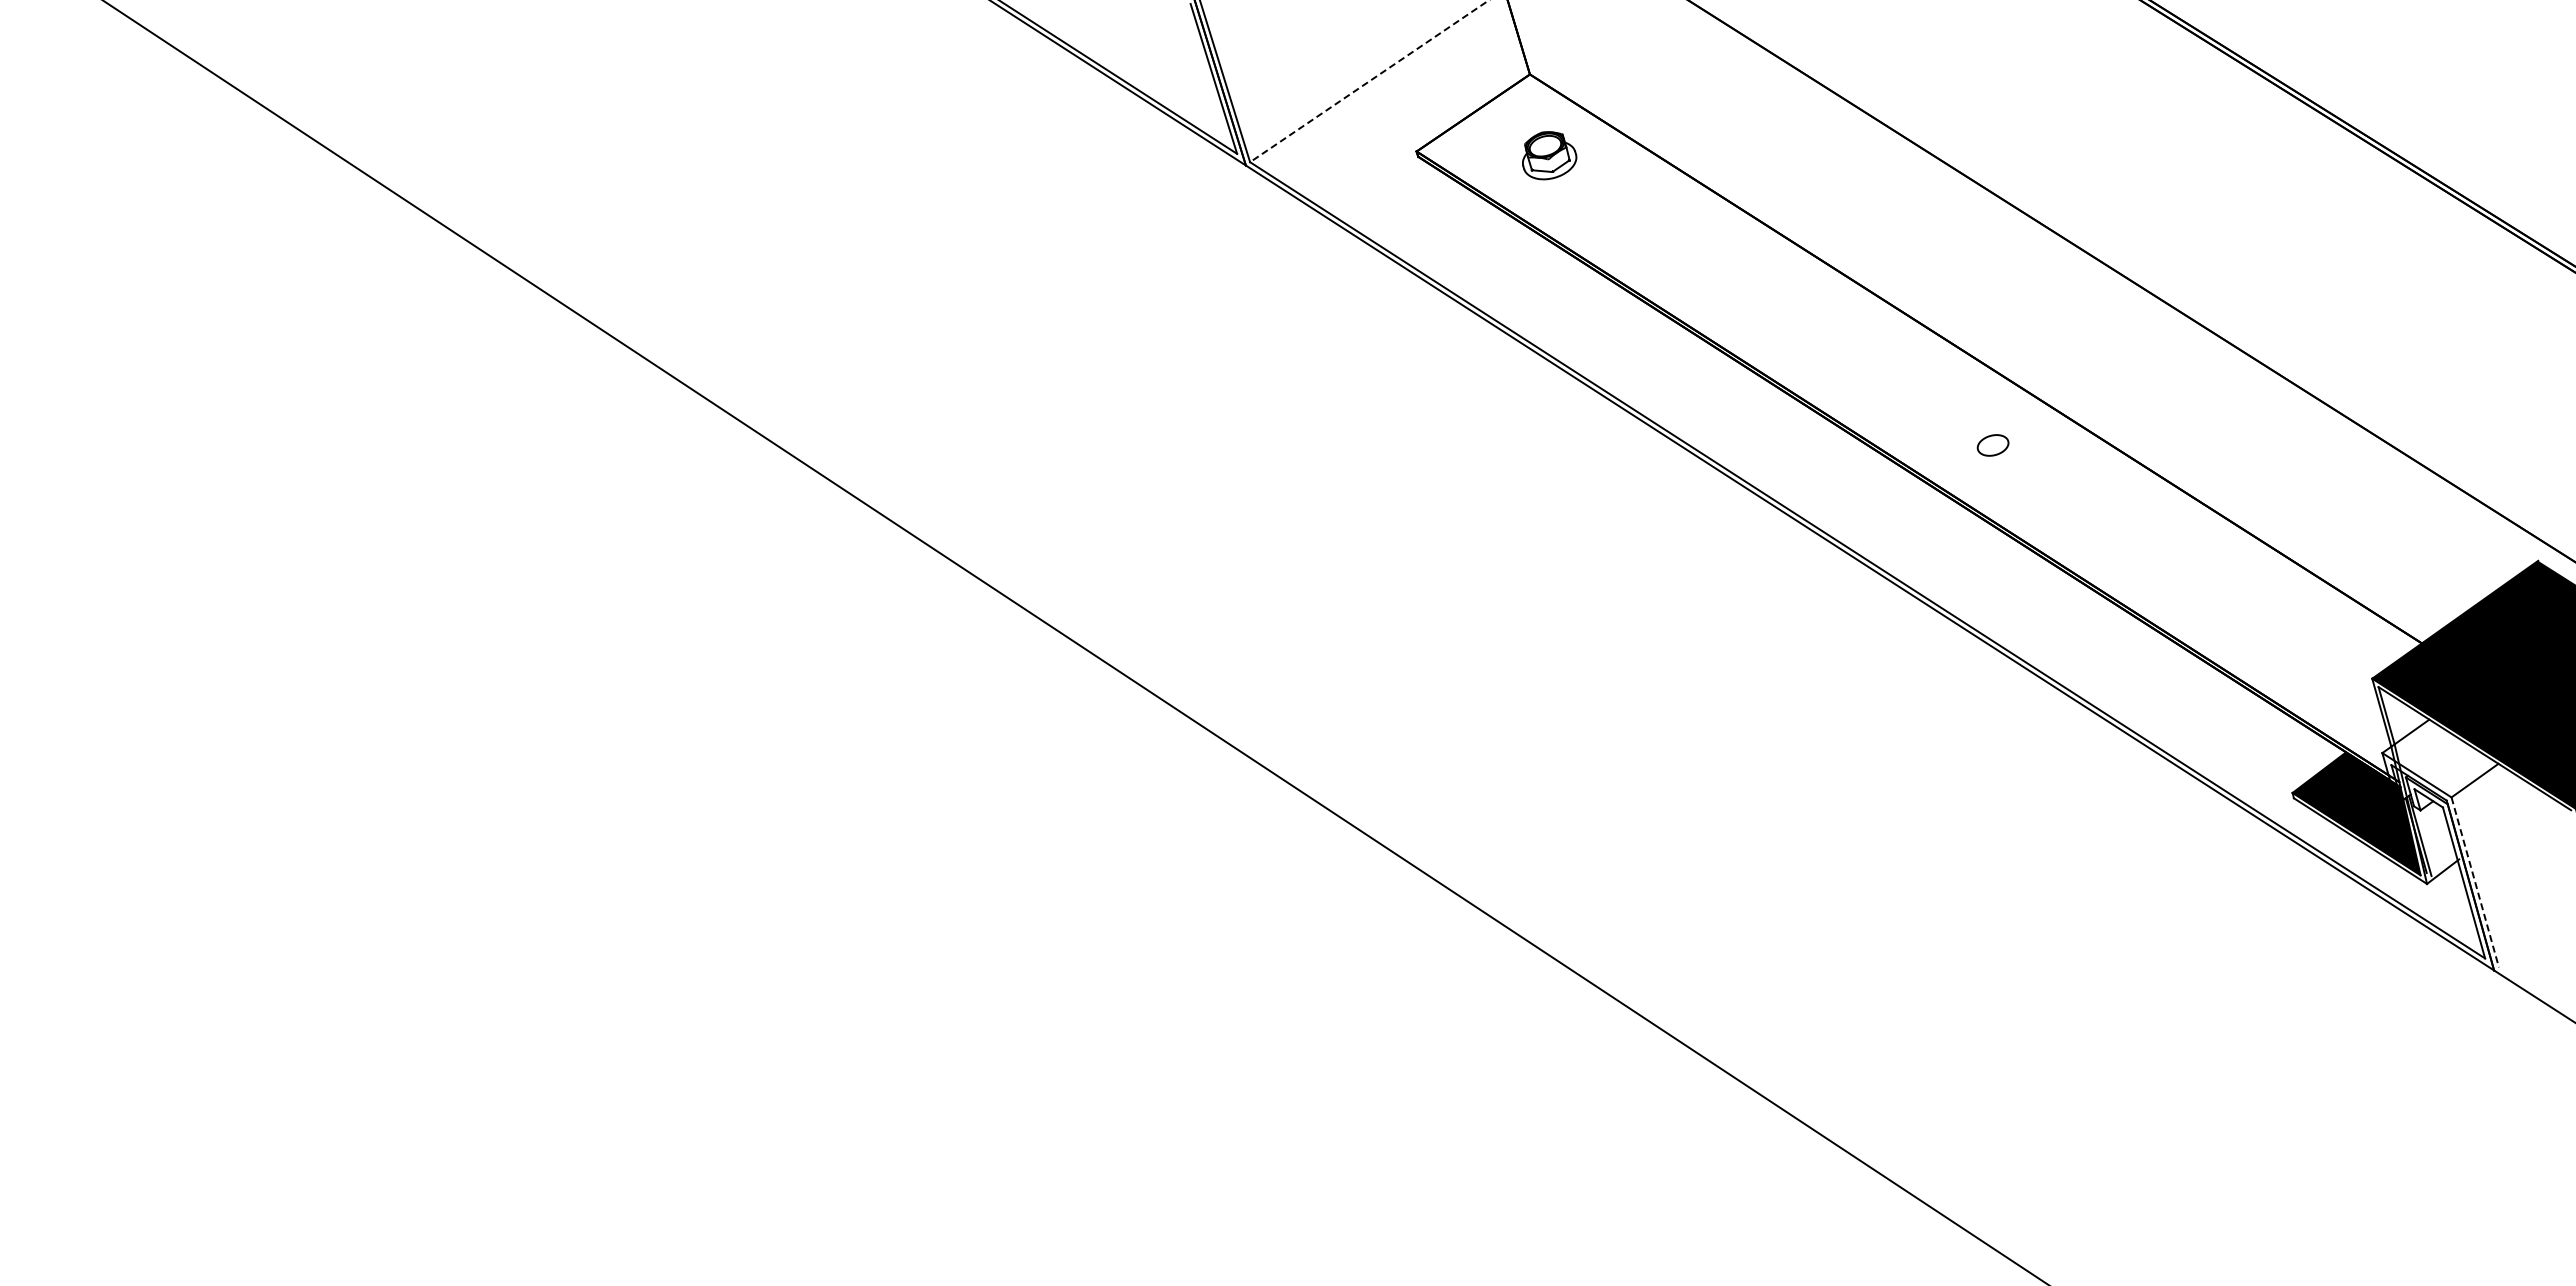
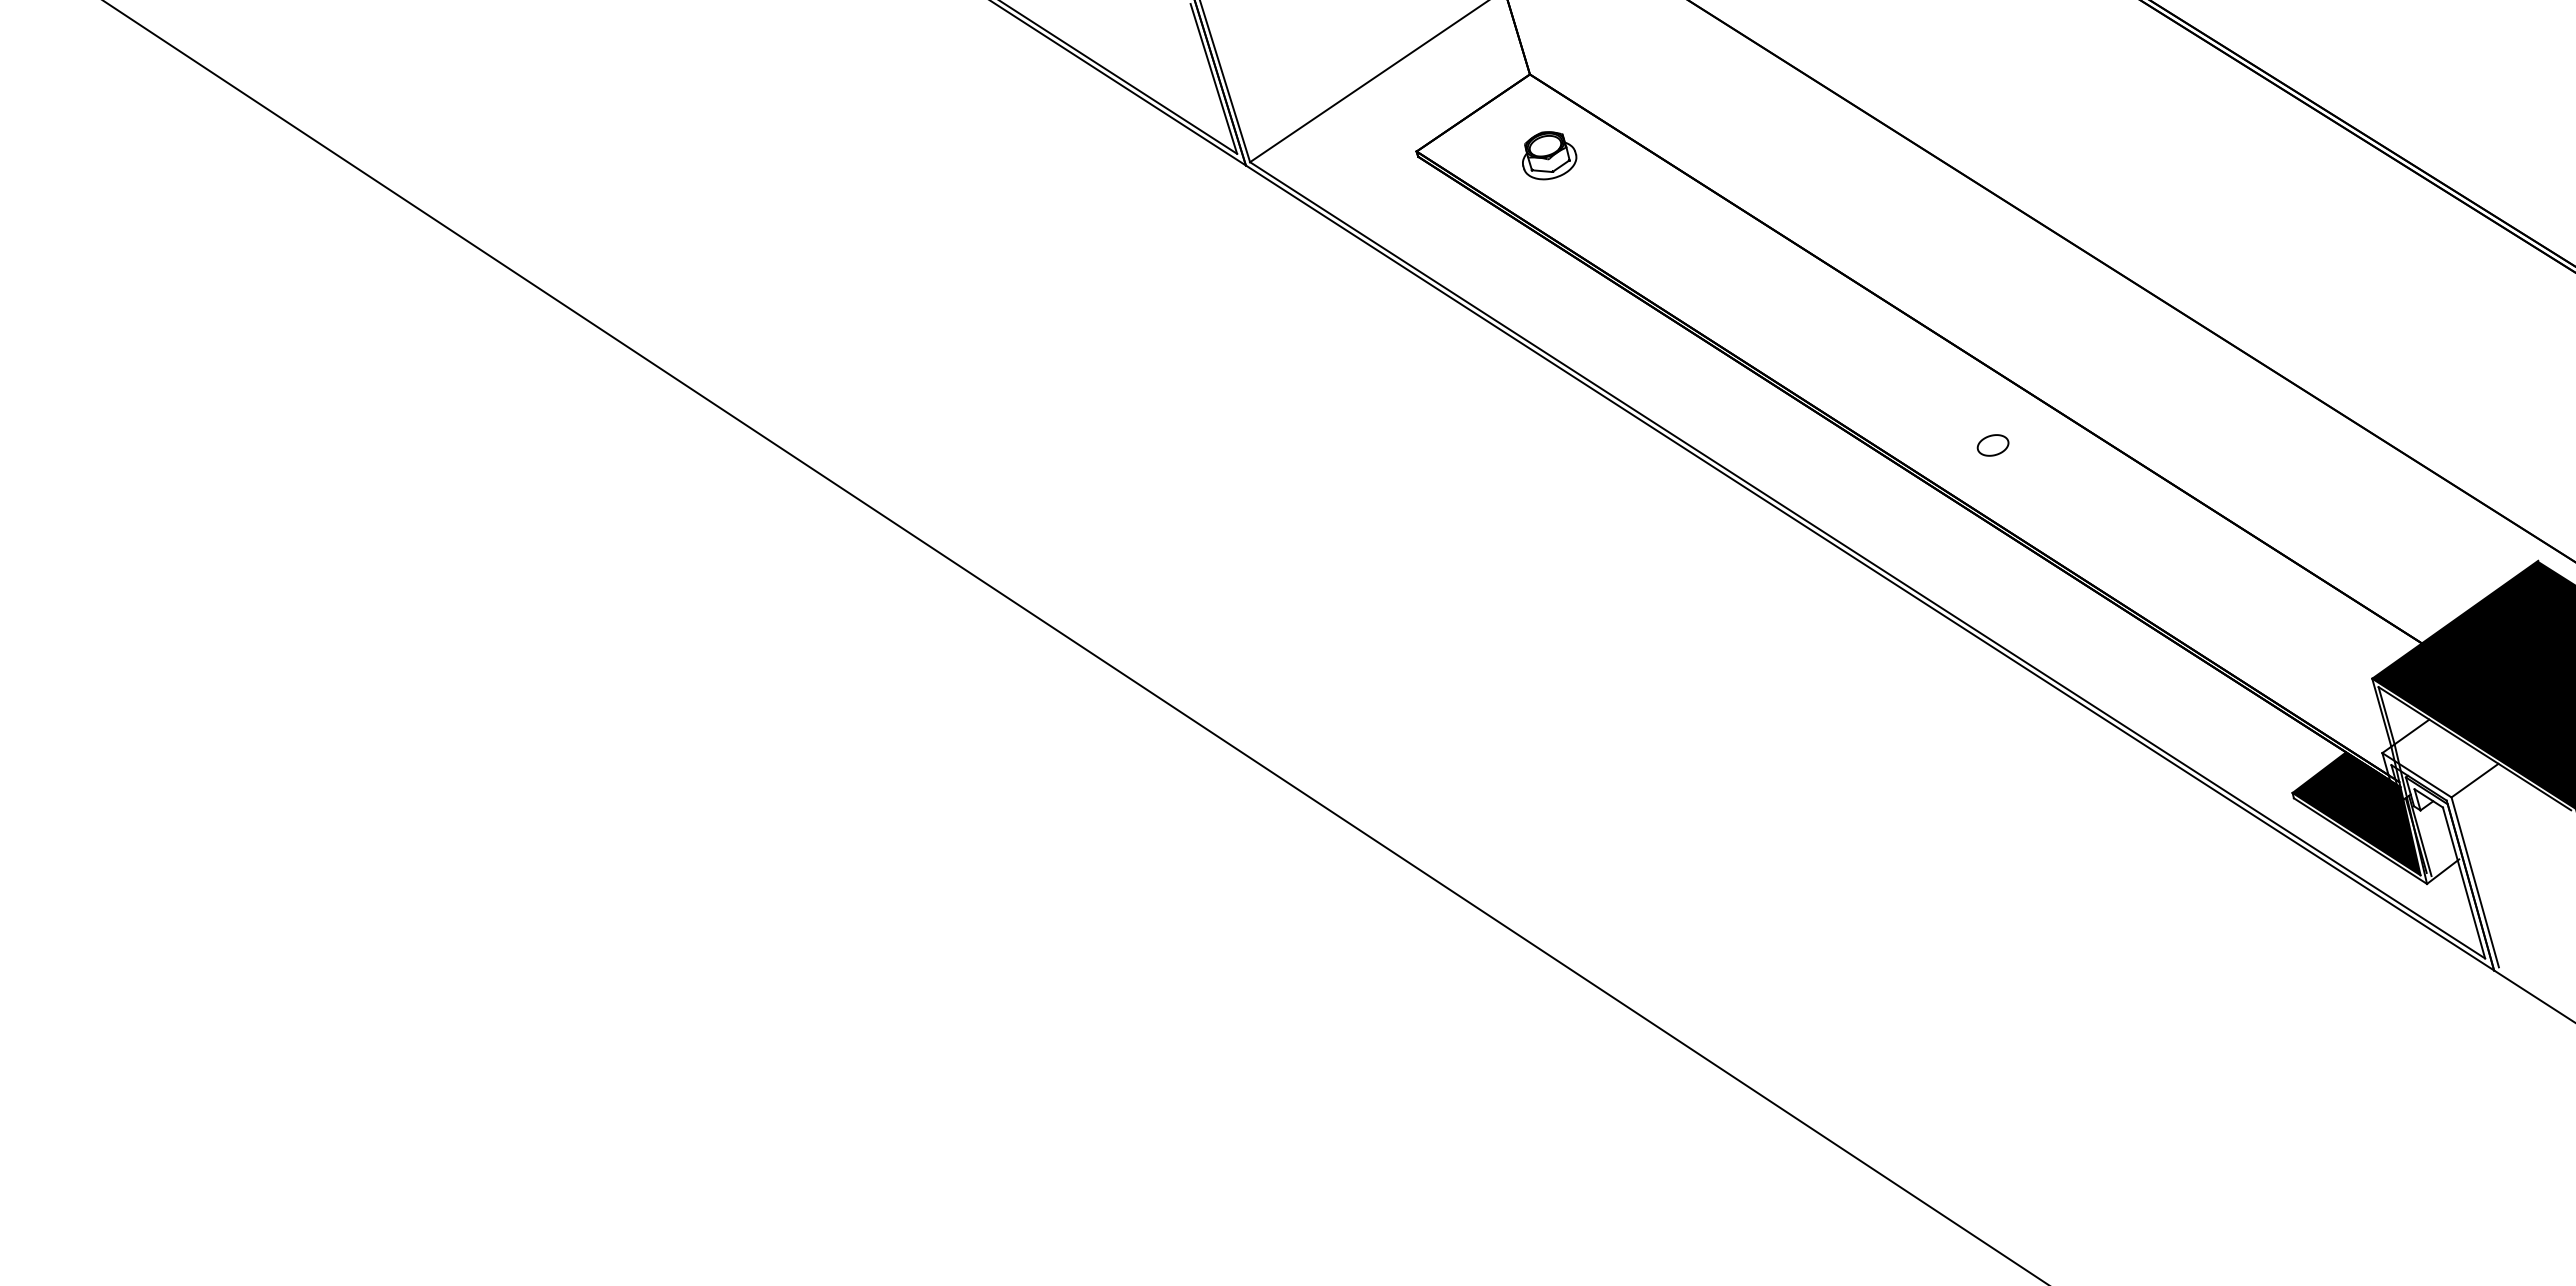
line: dashed -> solid (1369, 81)
line: dashed -> solid (2475, 882)
